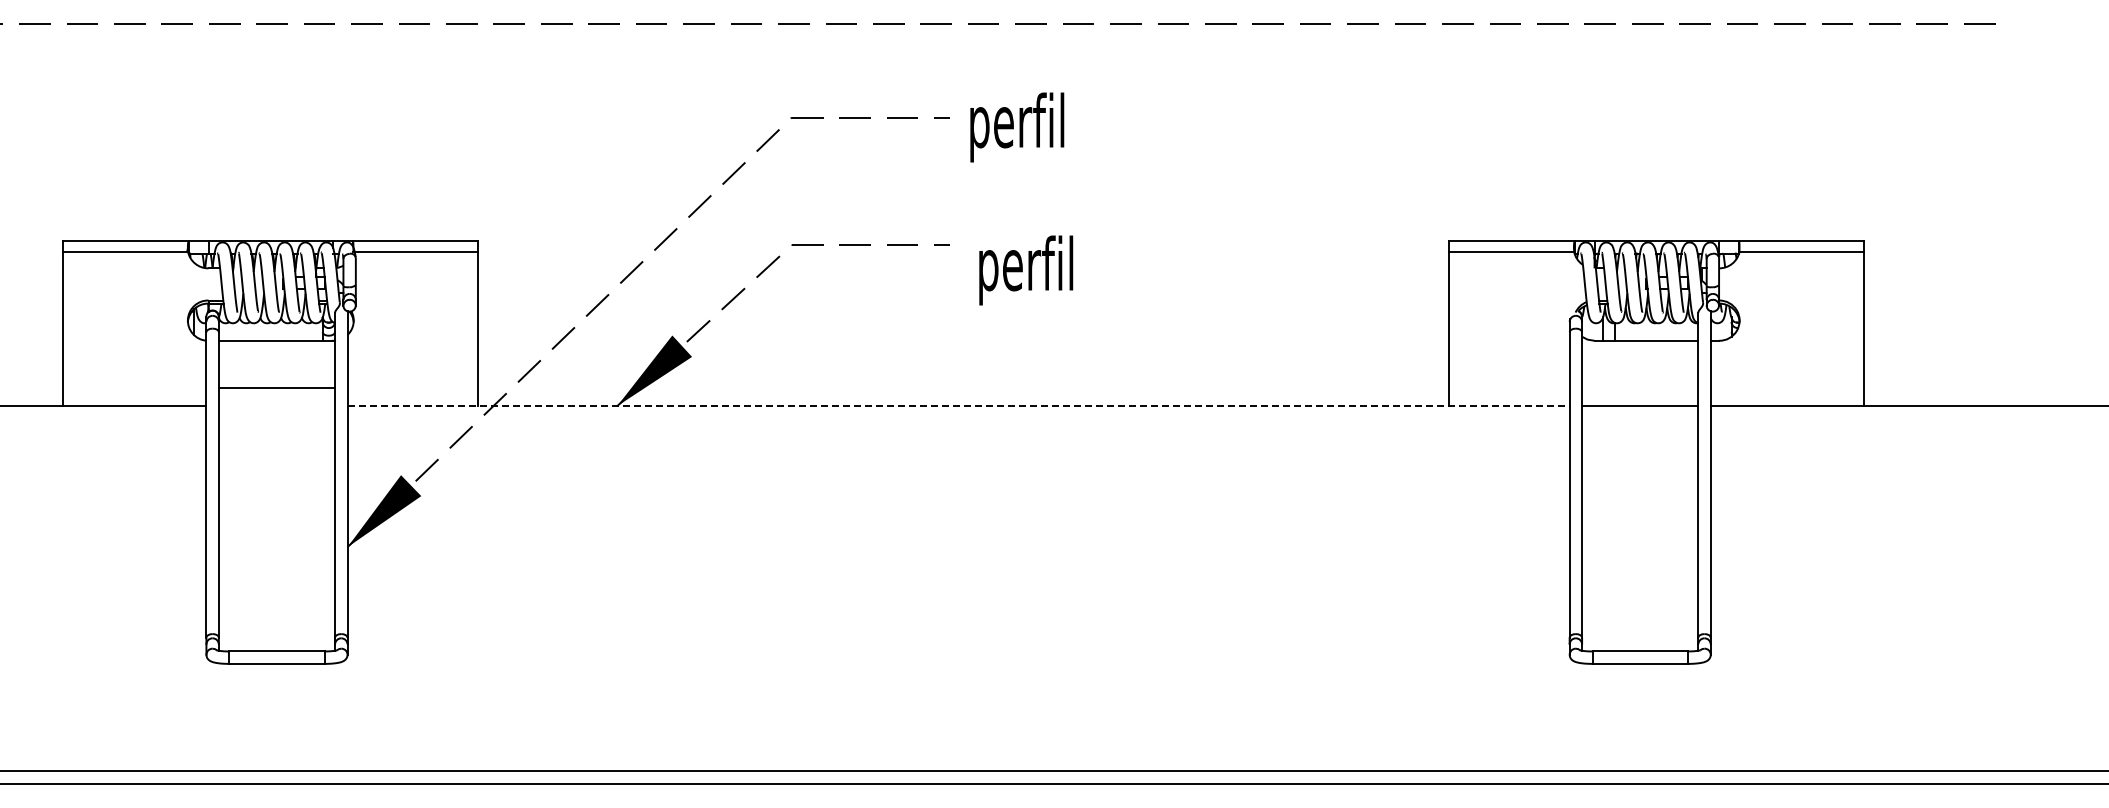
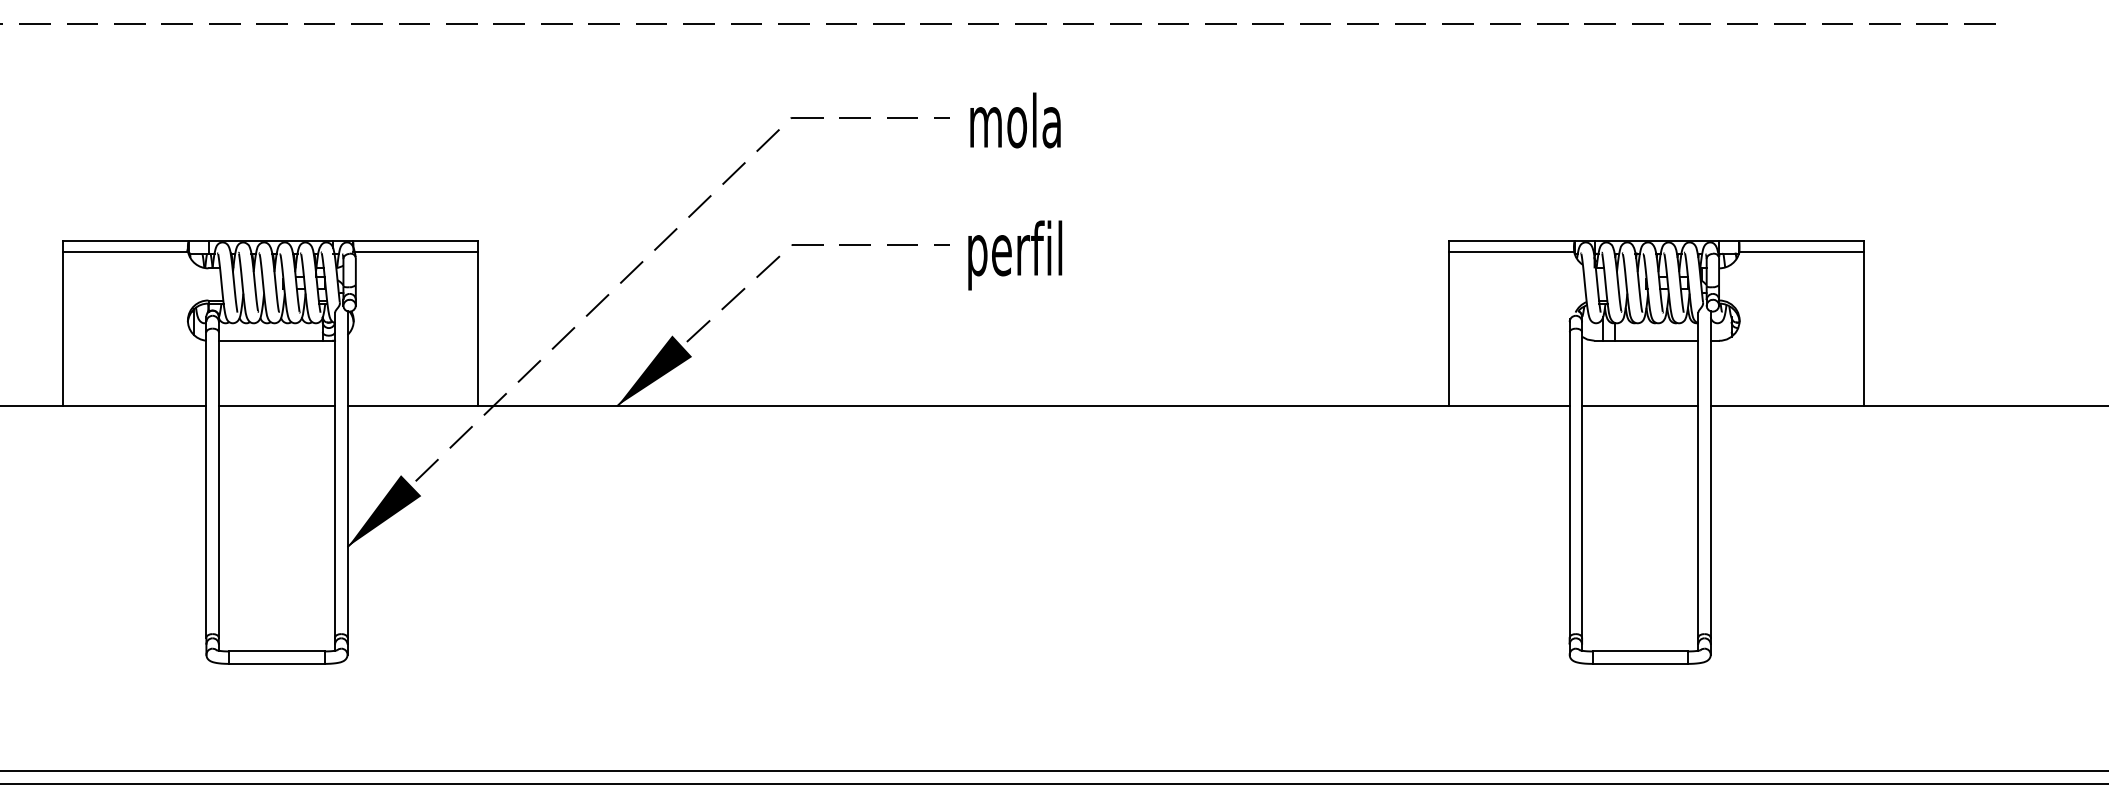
text: perfil -> mola (1017, 127)
text position: (1026, 270) -> (1015, 255) (1015, 255)
line position: (276, 388) -> (276, 406) (276, 406)
line: dashed -> solid (959, 406)
